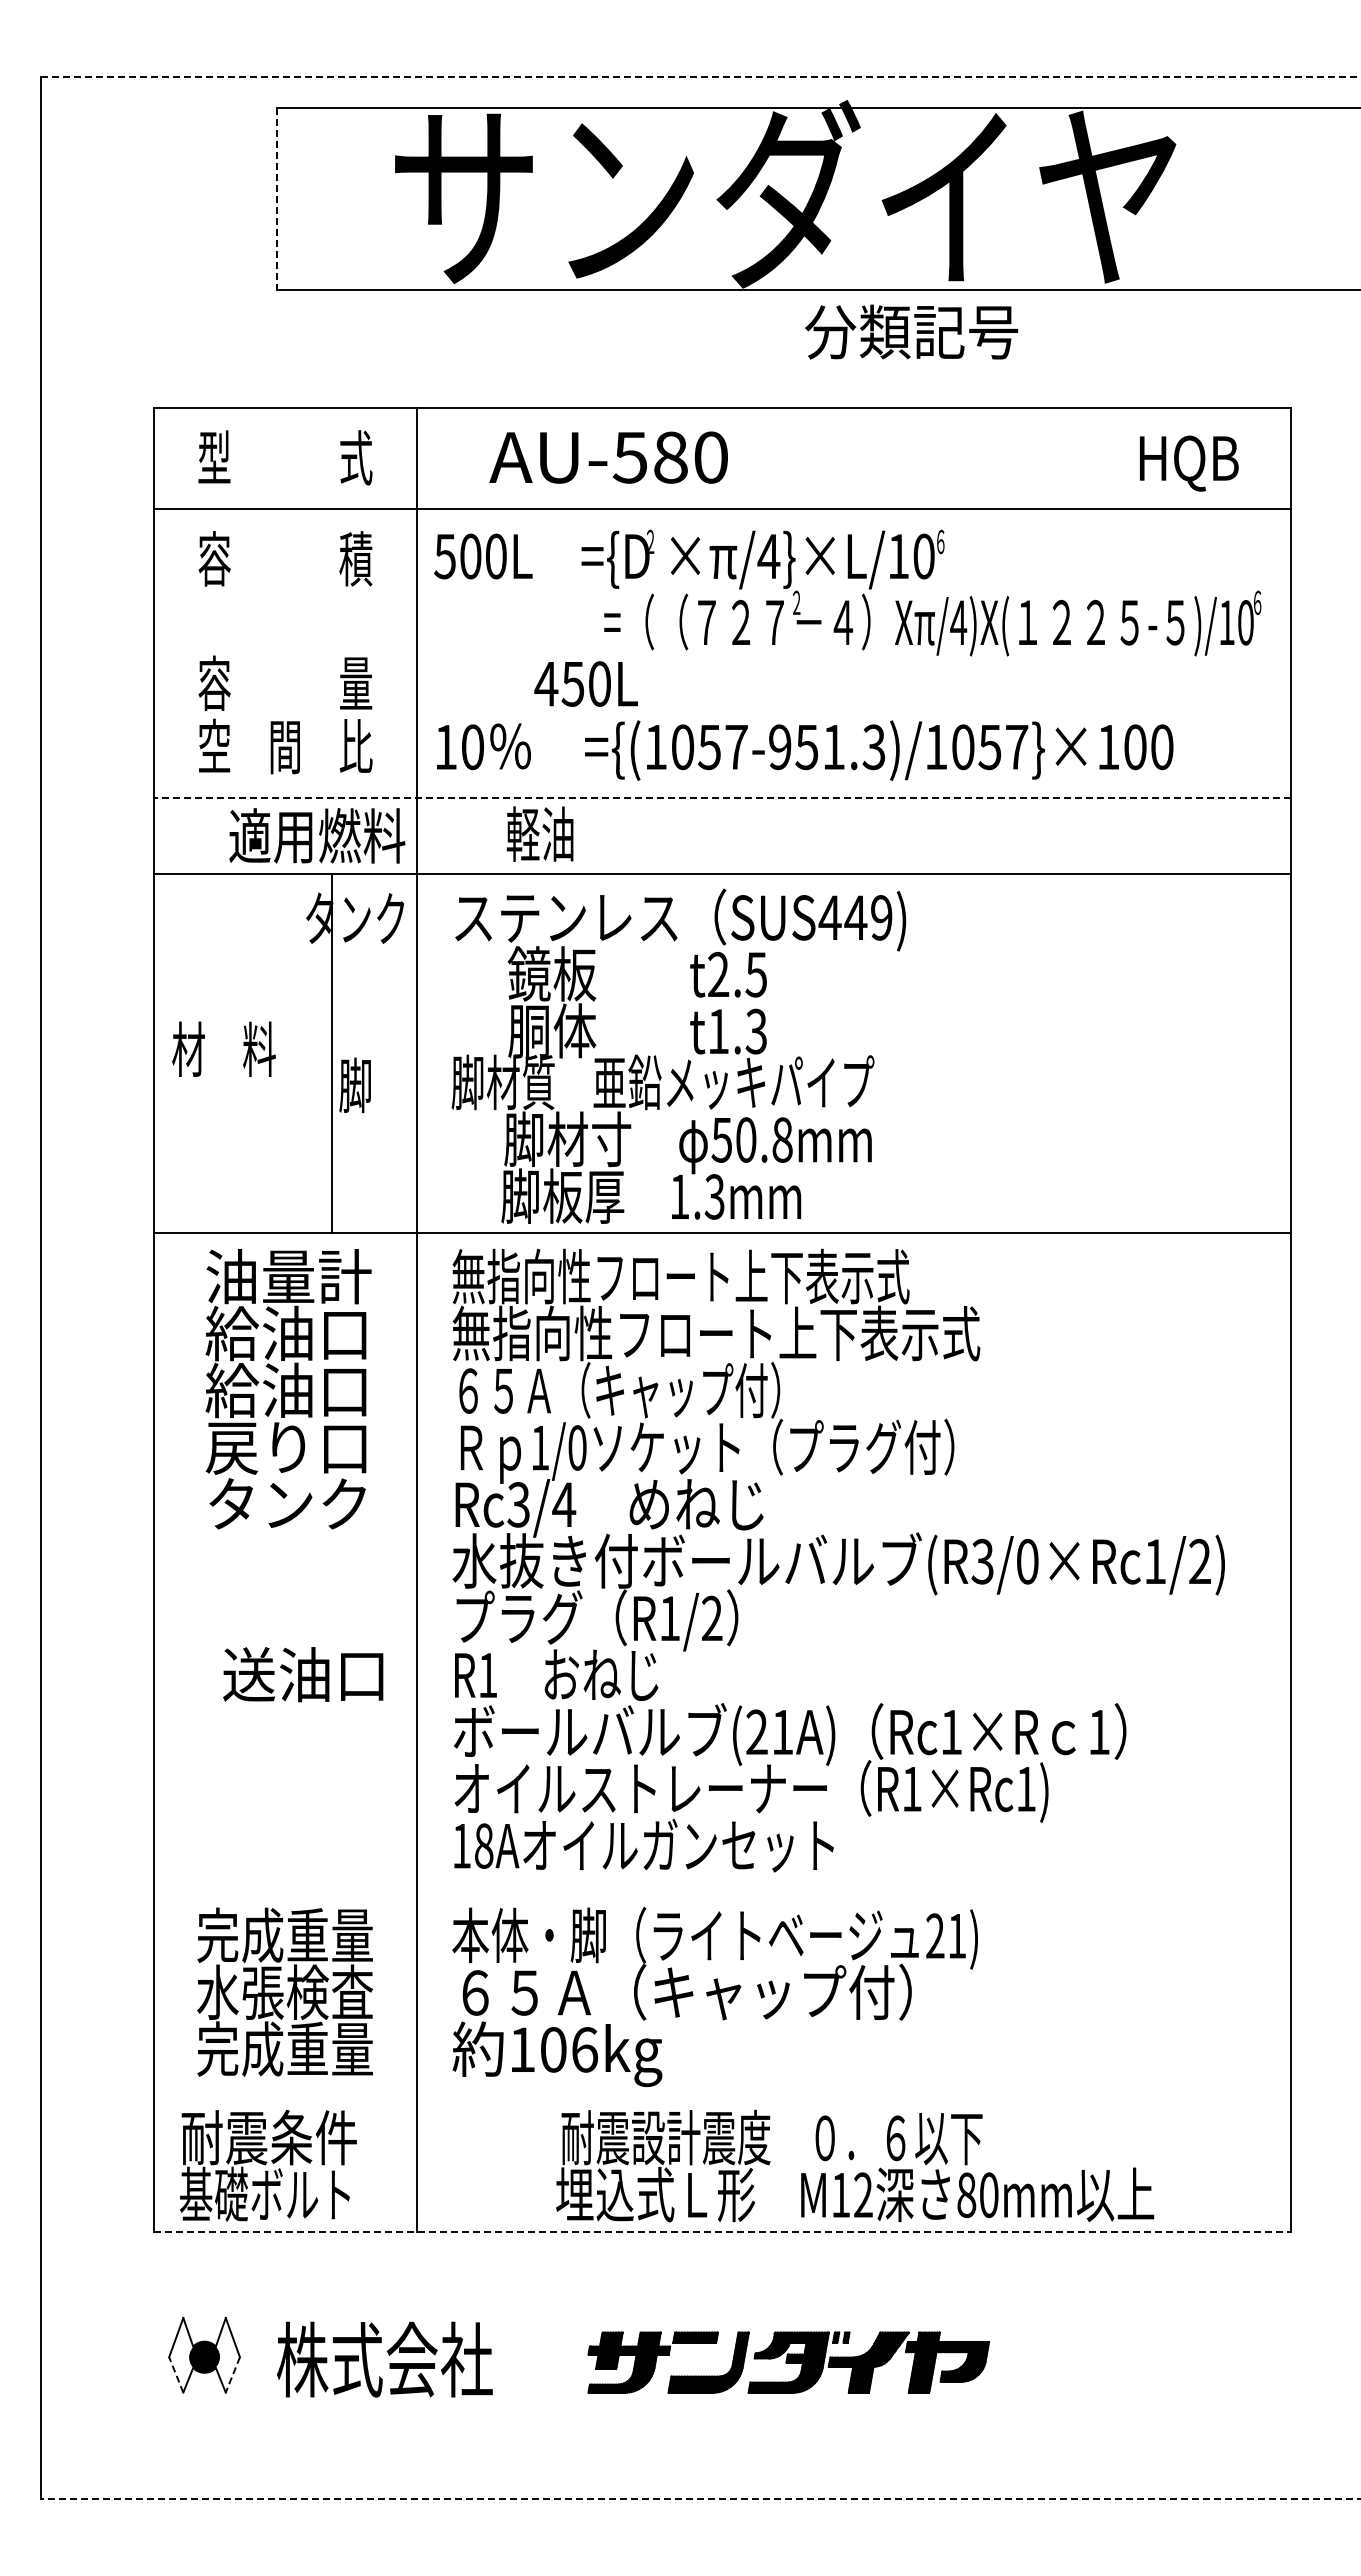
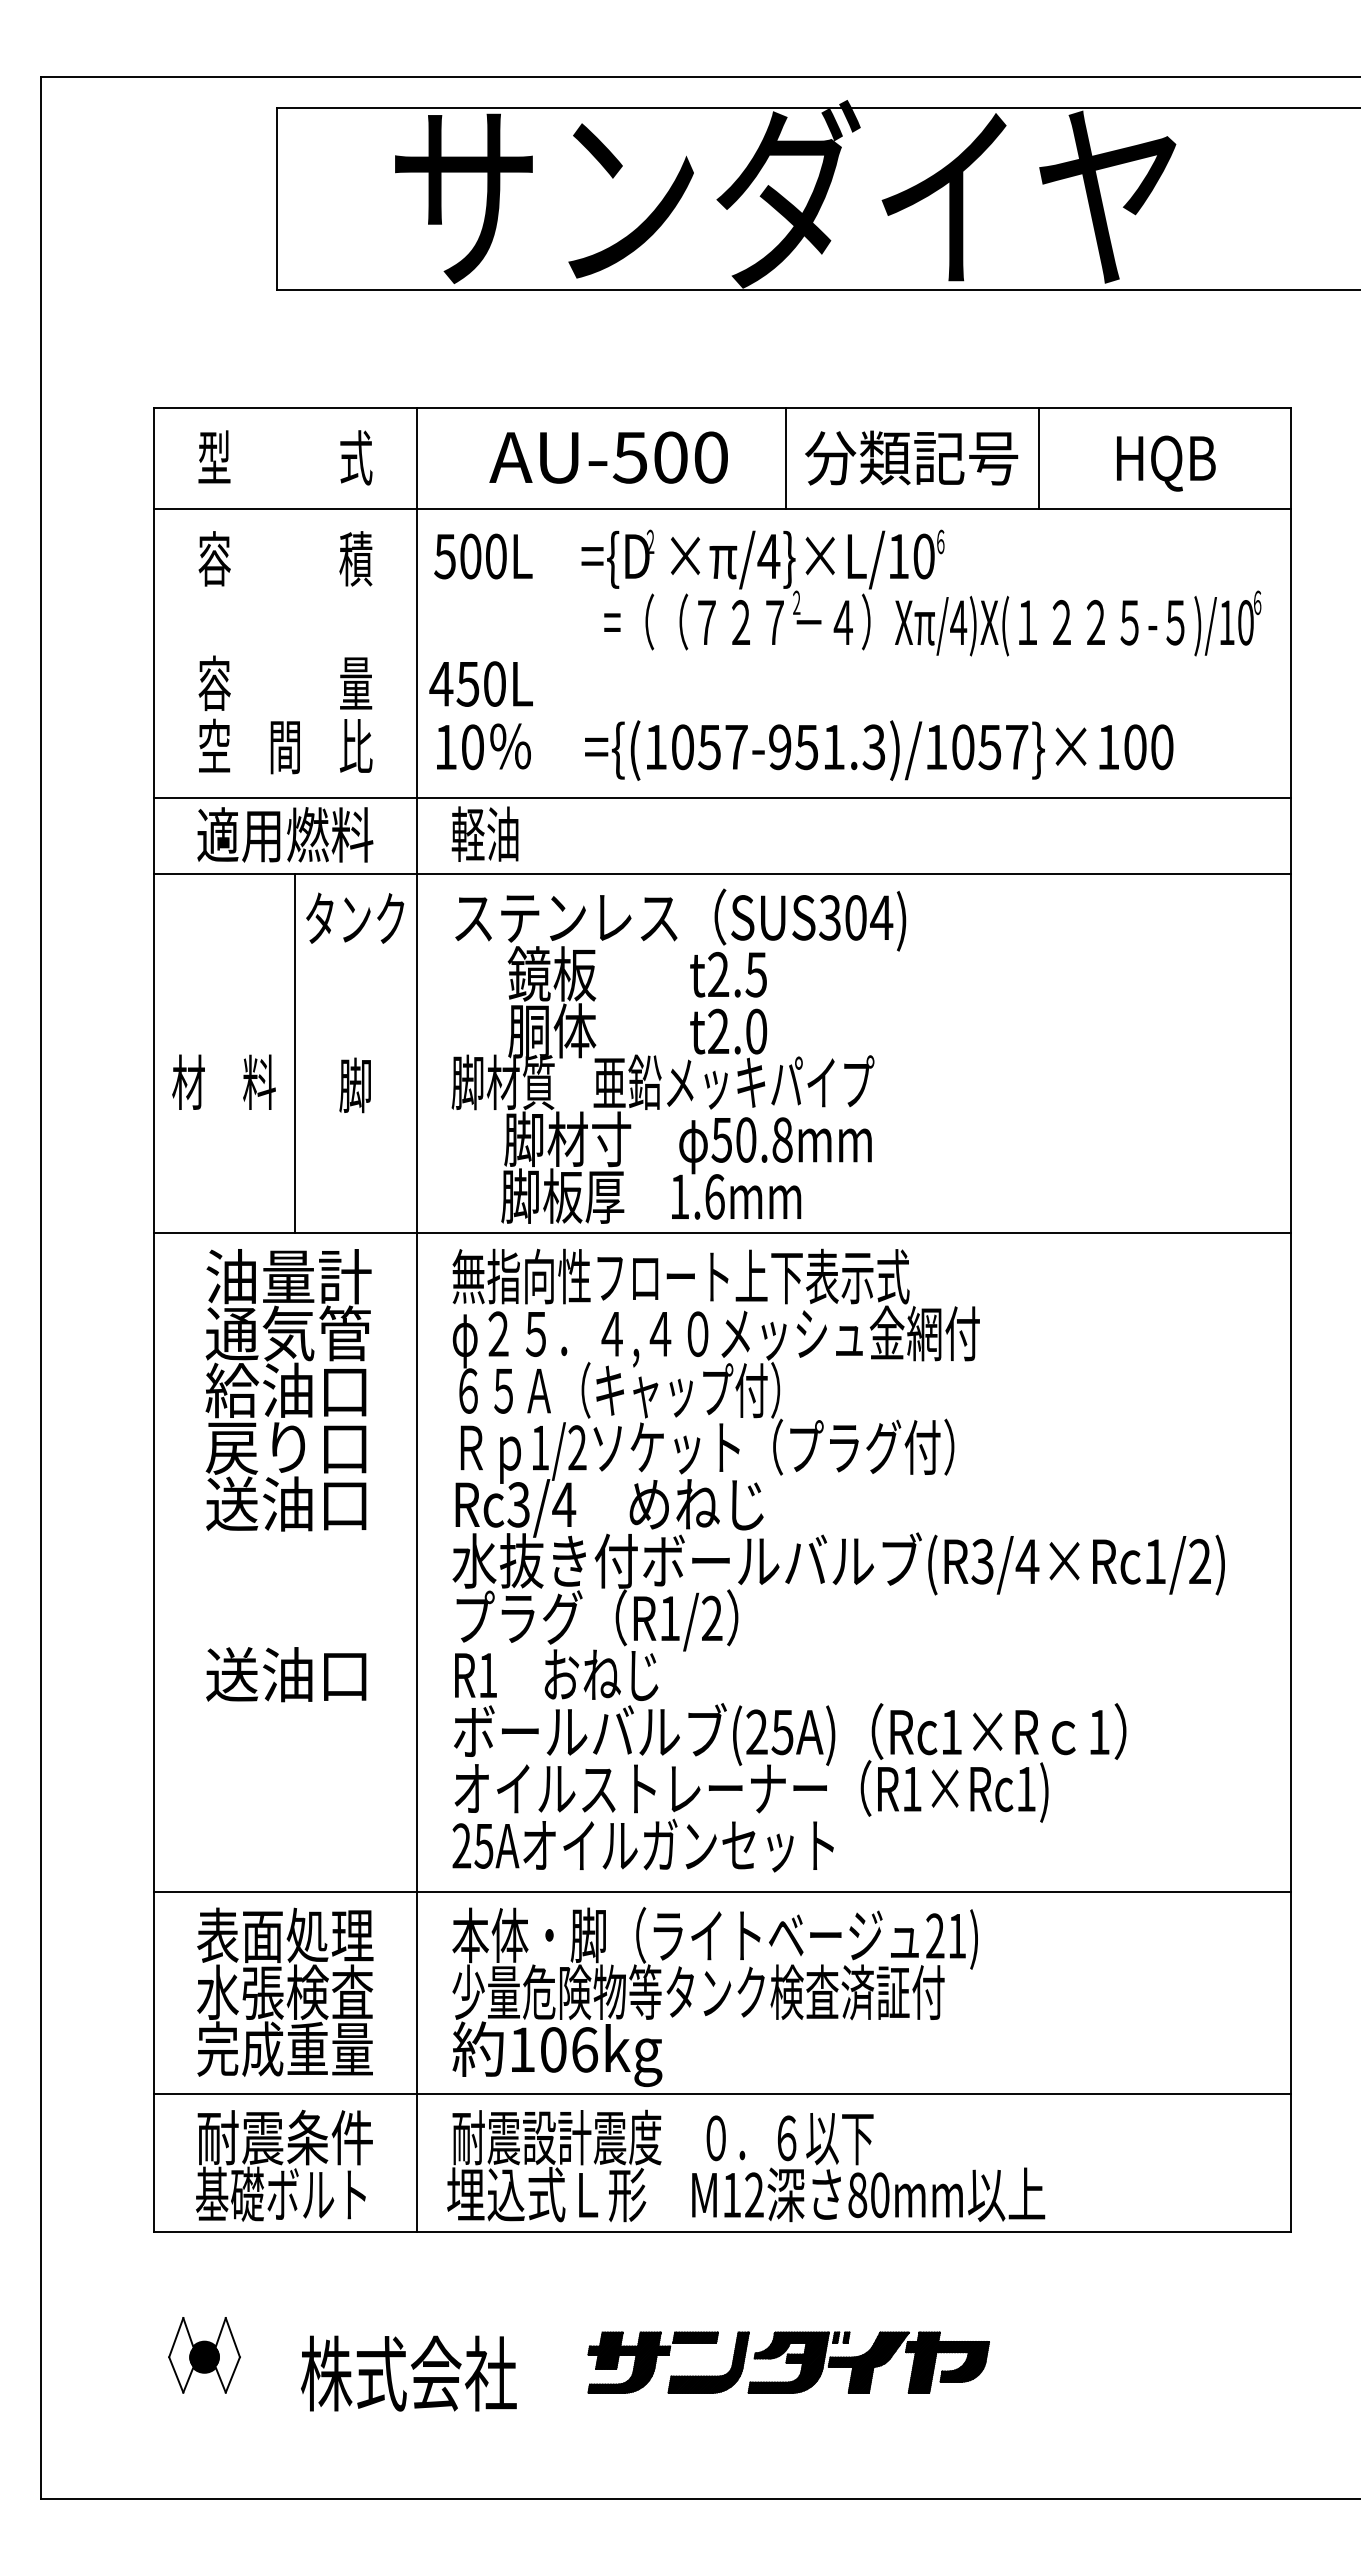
line: dashed -> solid (700, 77)
line: dashed -> solid (276, 199)
text position: (911, 331) -> (911, 457) (911, 457)
text: AU-580 -> AU-500 (670, 457)
line: none -> present (785, 458)
line: none -> present (1038, 458)
text position: (1189, 463) -> (1166, 463) (1166, 463)
text position: (585, 683) -> (480, 683) (480, 683)
line: dashed -> solid (722, 797)
text position: (539, 833) -> (484, 833) (484, 833)
text position: (317, 835) -> (285, 834) (285, 834)
text: SUS449) -> SUS304) (855, 917)
text: t1.3 -> t2.0 (737, 1031)
text position: (223, 1048) -> (223, 1081) (223, 1081)
line position: (331, 1053) -> (294, 1053) (294, 1053)
text: 1.3mm -> 1.6mm (714, 1196)
text: 給油口 -> 通気管 (287, 1333)
text: 無指向性フロート上下表示式 -> φ２５．４,４０メッシュ金網付 (716, 1336)
text: 1/0 -> 1/2 (577, 1447)
text: タンク -> 送油口 (286, 1503)
text: (R3/0×Rc1/2) -> (R3/4×Rc1/2) (1027, 1561)
text position: (303, 1674) -> (286, 1674) (286, 1674)
text: (21A) -> (25A) (782, 1732)
text: 18A -> 25A (472, 1845)
line: none -> present (722, 1891)
text: 完成重量 -> 表面処理 (285, 1935)
text: ６５Ａ（キャップ付） -> 少量危険物等タンク検査済証付 (698, 1991)
line: none -> present (722, 2094)
text position: (268, 2165) -> (284, 2165) (284, 2165)
text position: (855, 2165) -> (746, 2165) (746, 2165)
line: dashed -> solid (722, 2232)
text position: (384, 2359) -> (408, 2373) (408, 2373)
line: dashed -> solid (176, 2374)
line: dashed -> solid (232, 2375)
line: dashed -> solid (700, 2498)
